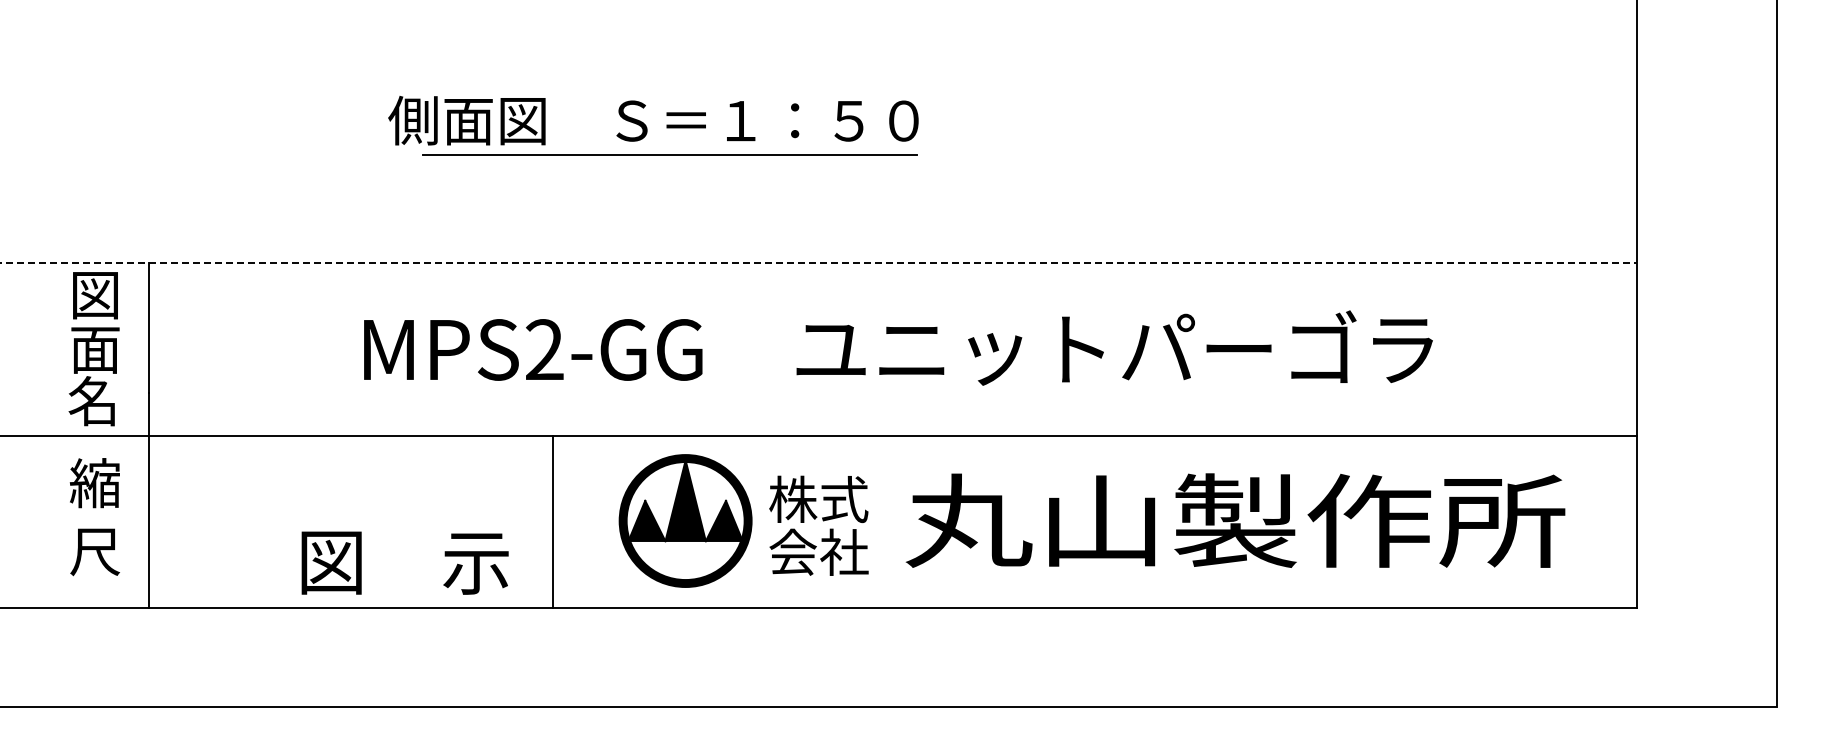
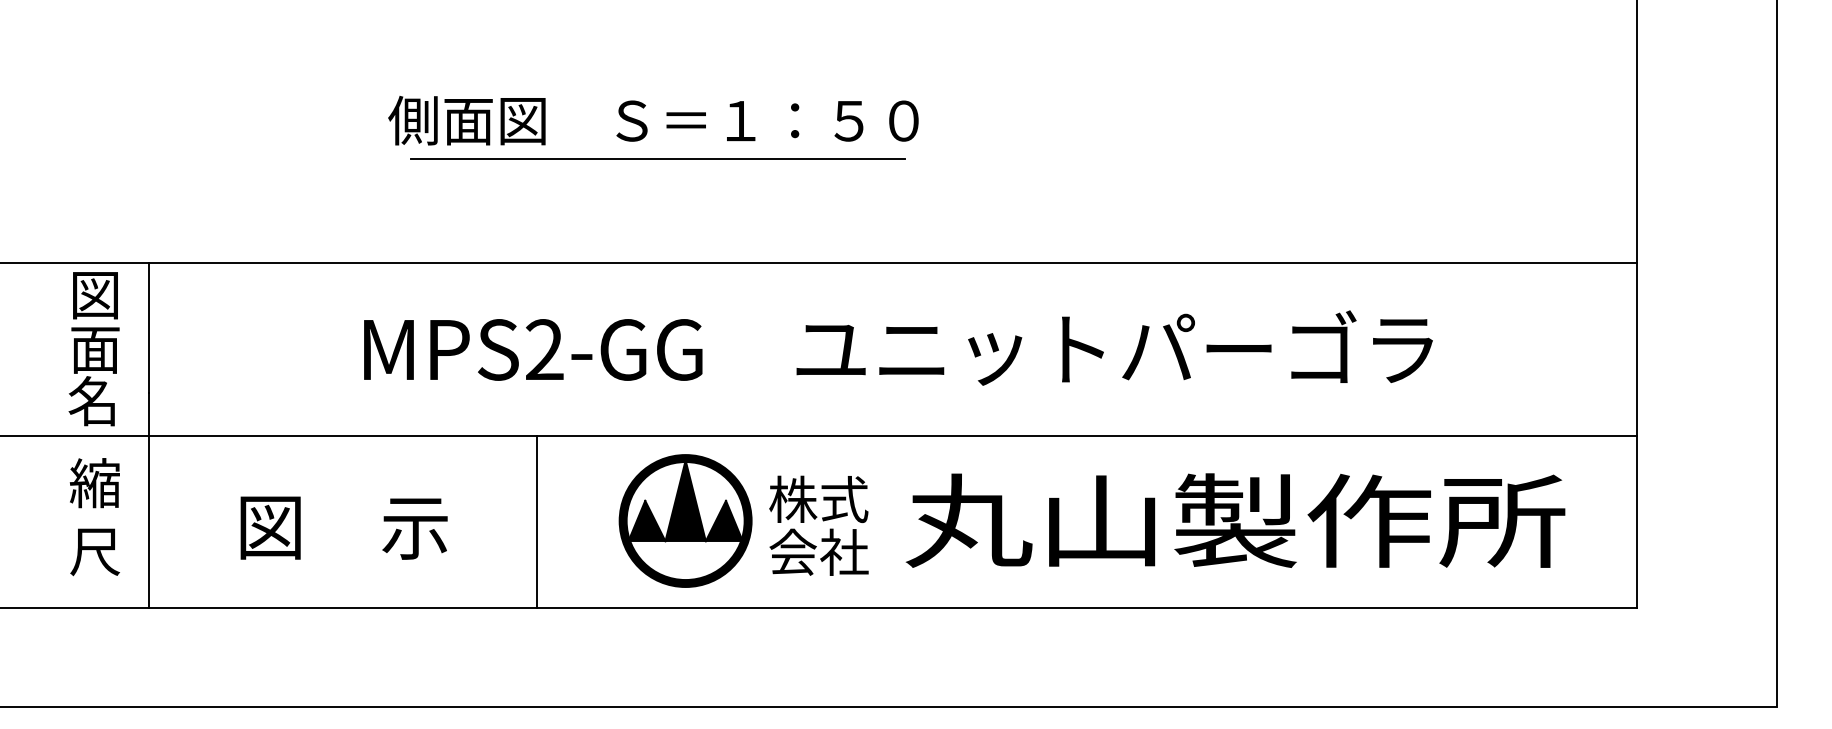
line position: (669, 154) -> (657, 158) (657, 158)
line: dashed -> solid (819, 262)
line position: (553, 521) -> (537, 521) (537, 521)
text position: (404, 562) -> (343, 527) (343, 527)
